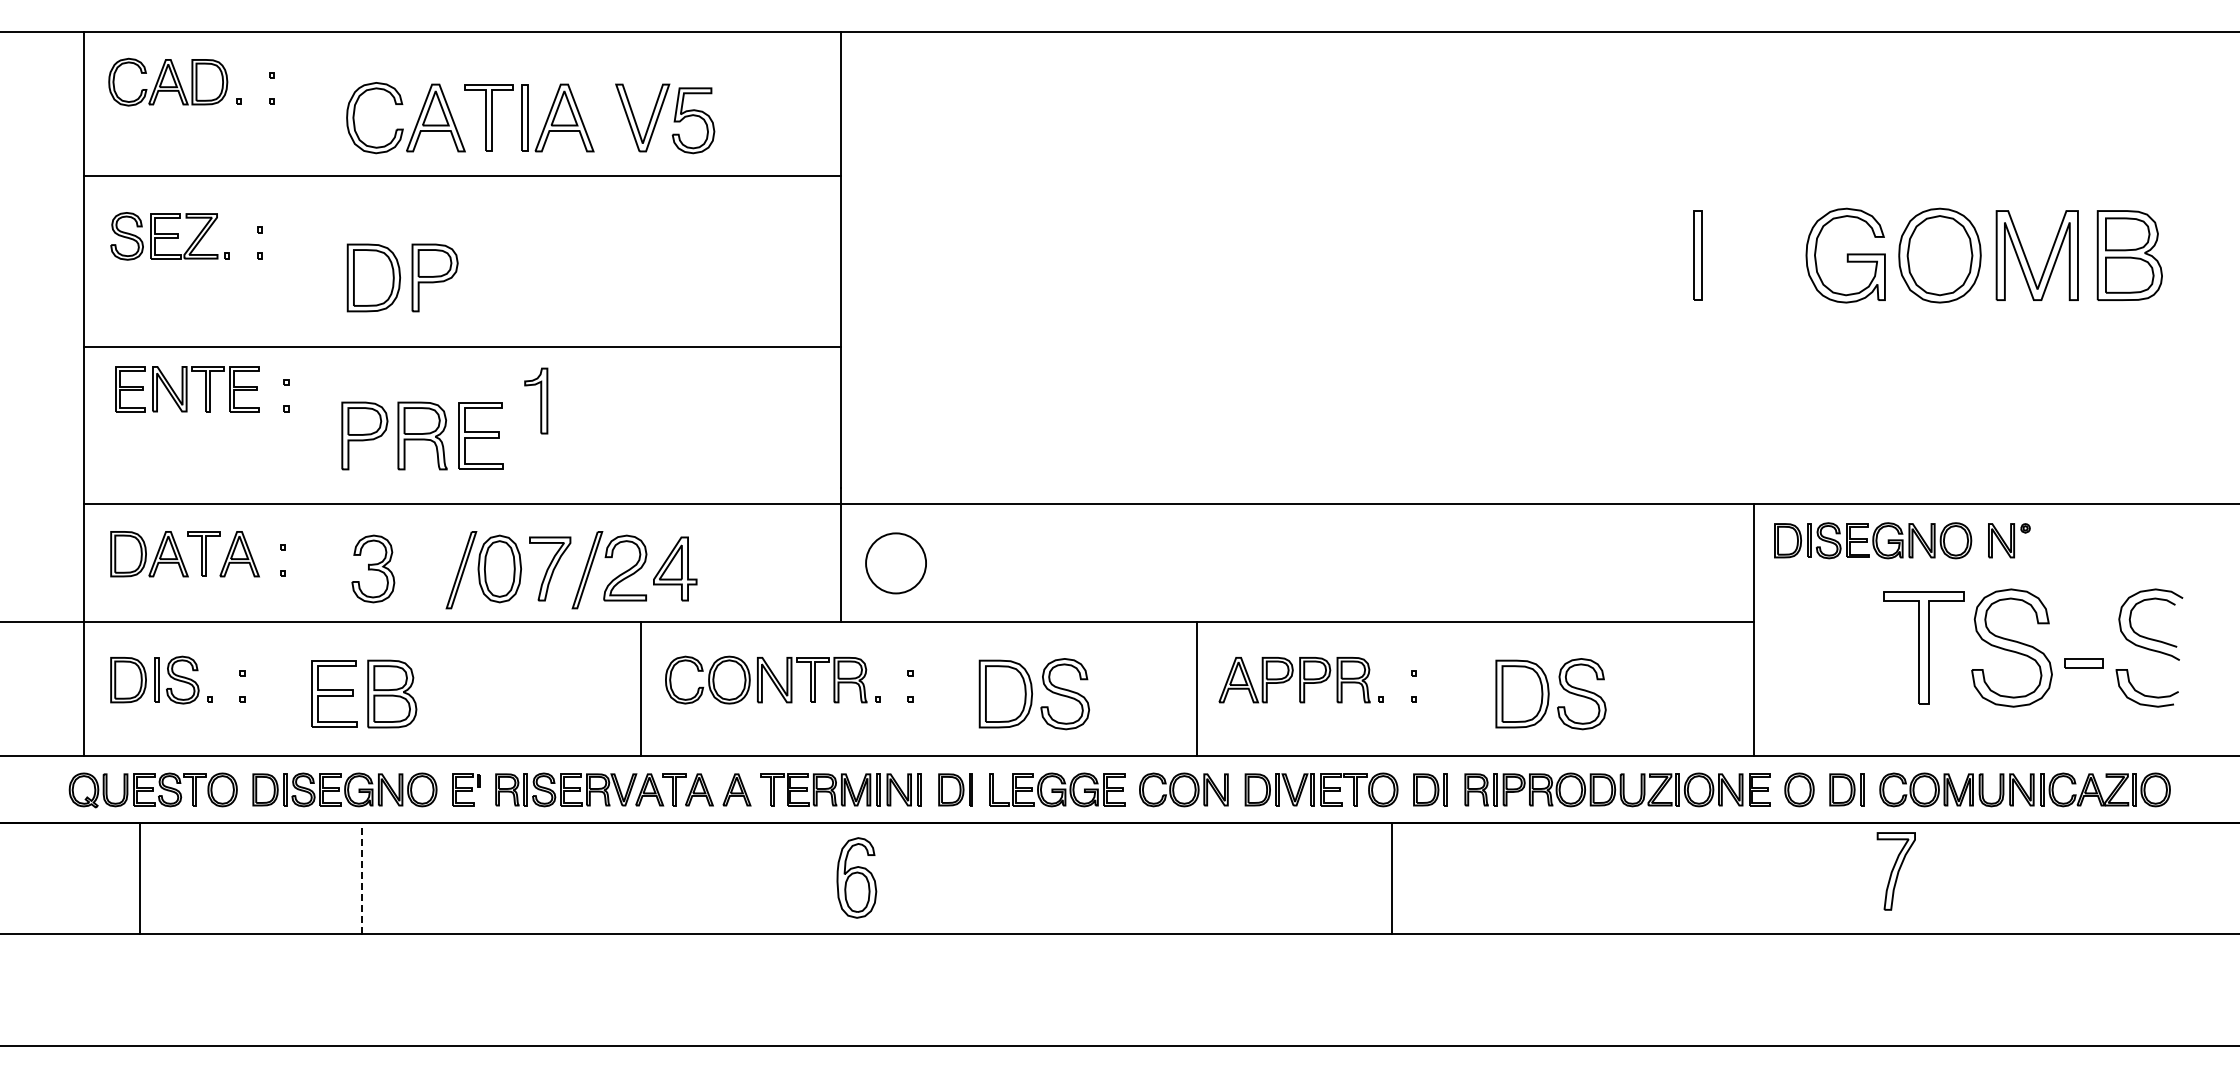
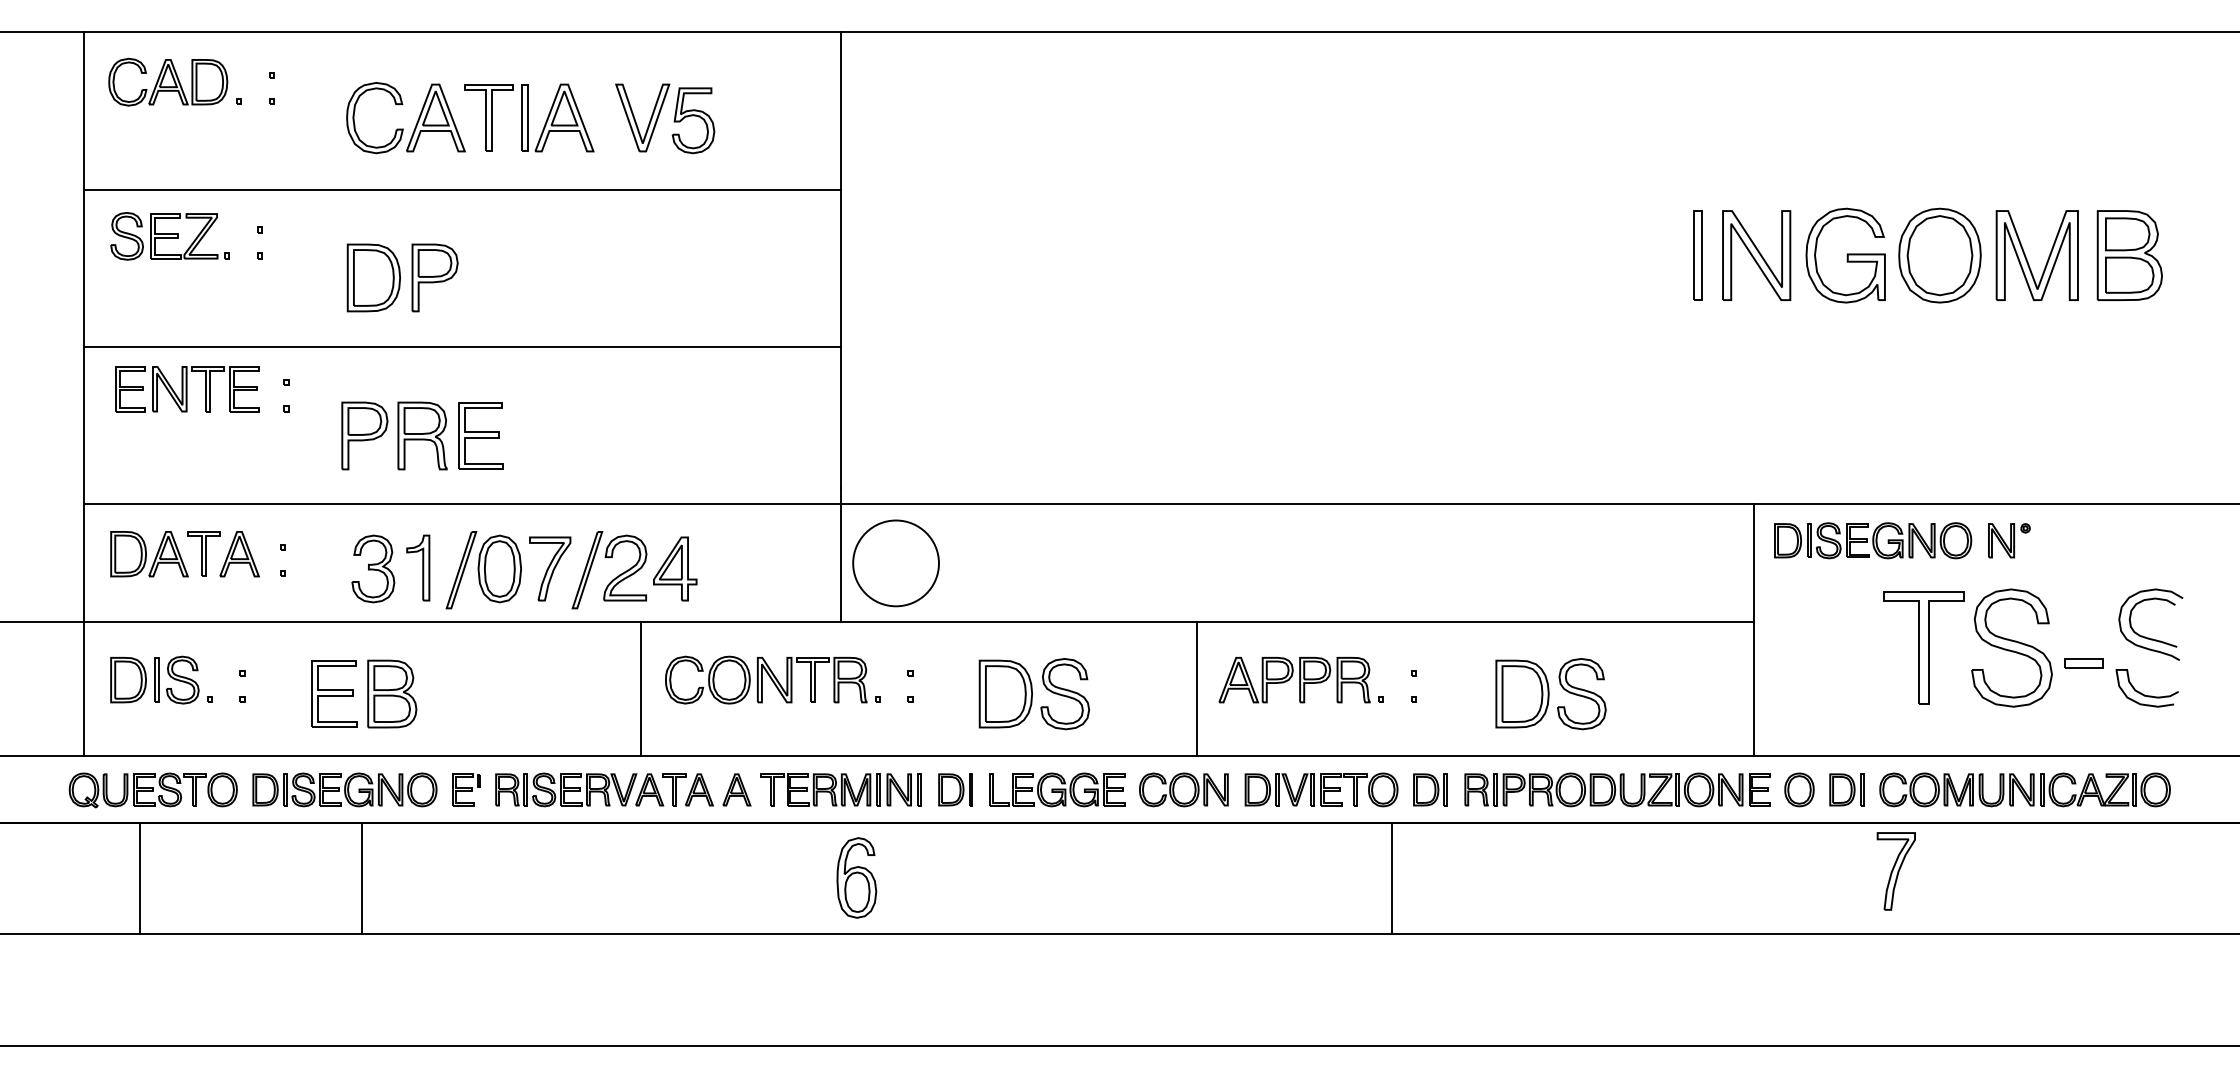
line position: (462, 175) -> (462, 189) (462, 189)
part: none -> present (1756, 255)
part position: (536, 400) -> (418, 567) (418, 567)
circle diameter: 60 px -> 86 px (895, 563)
line: dashed -> solid (362, 878)
